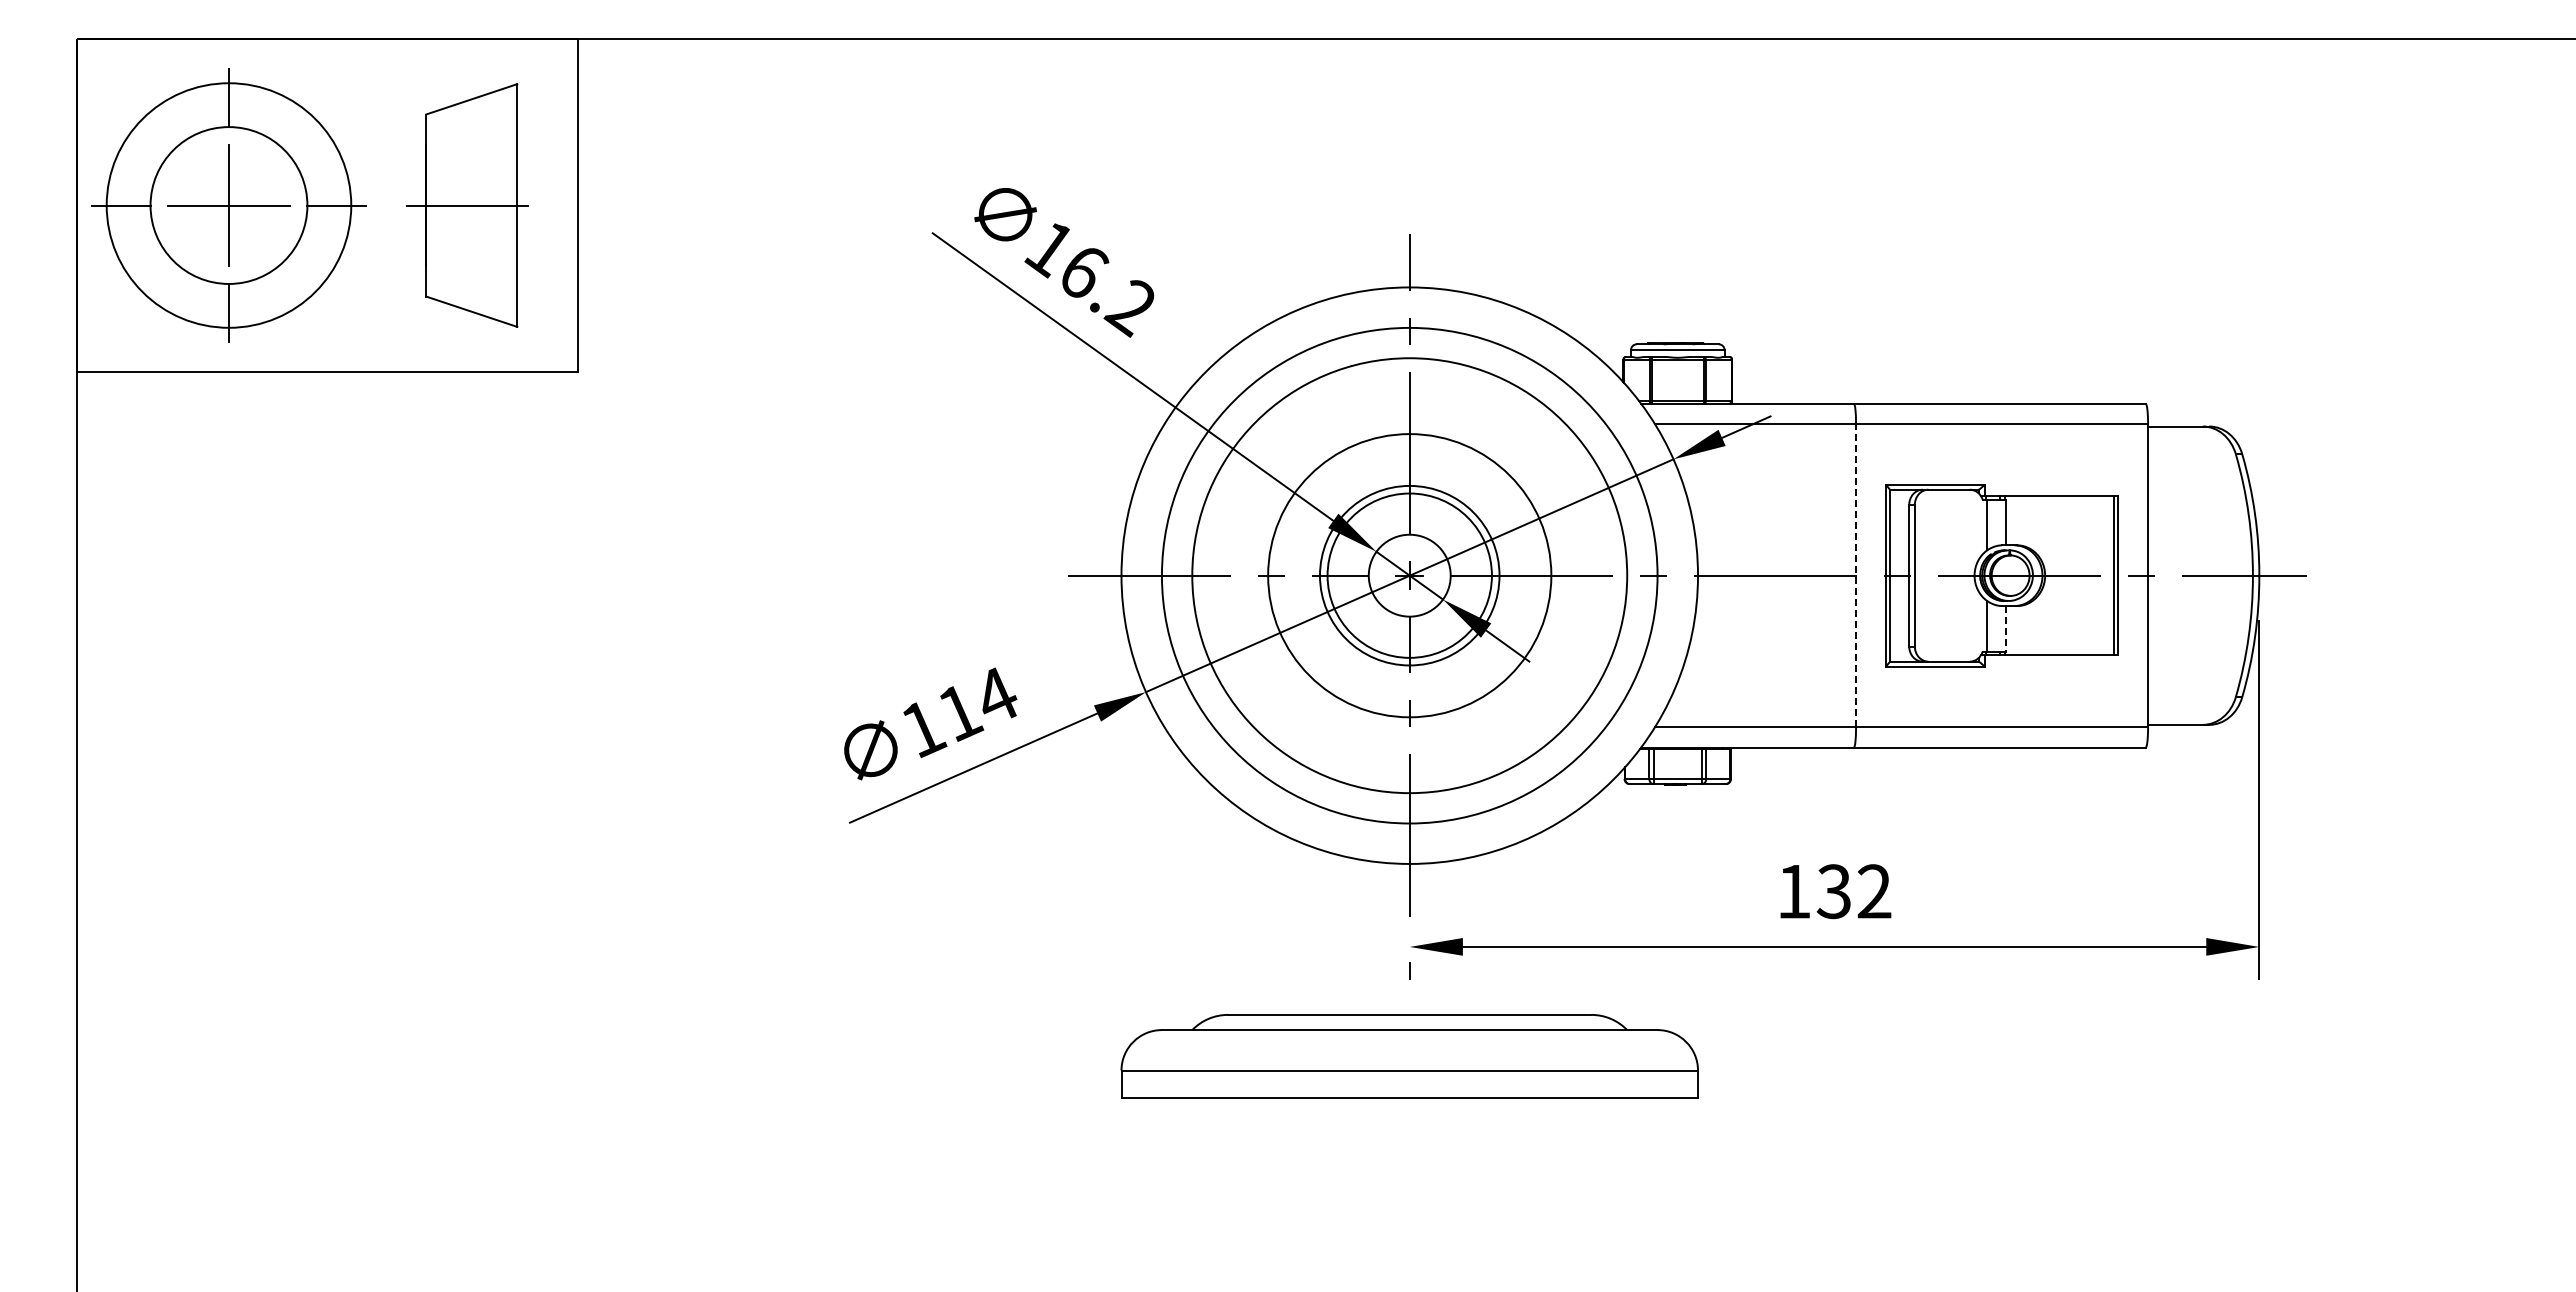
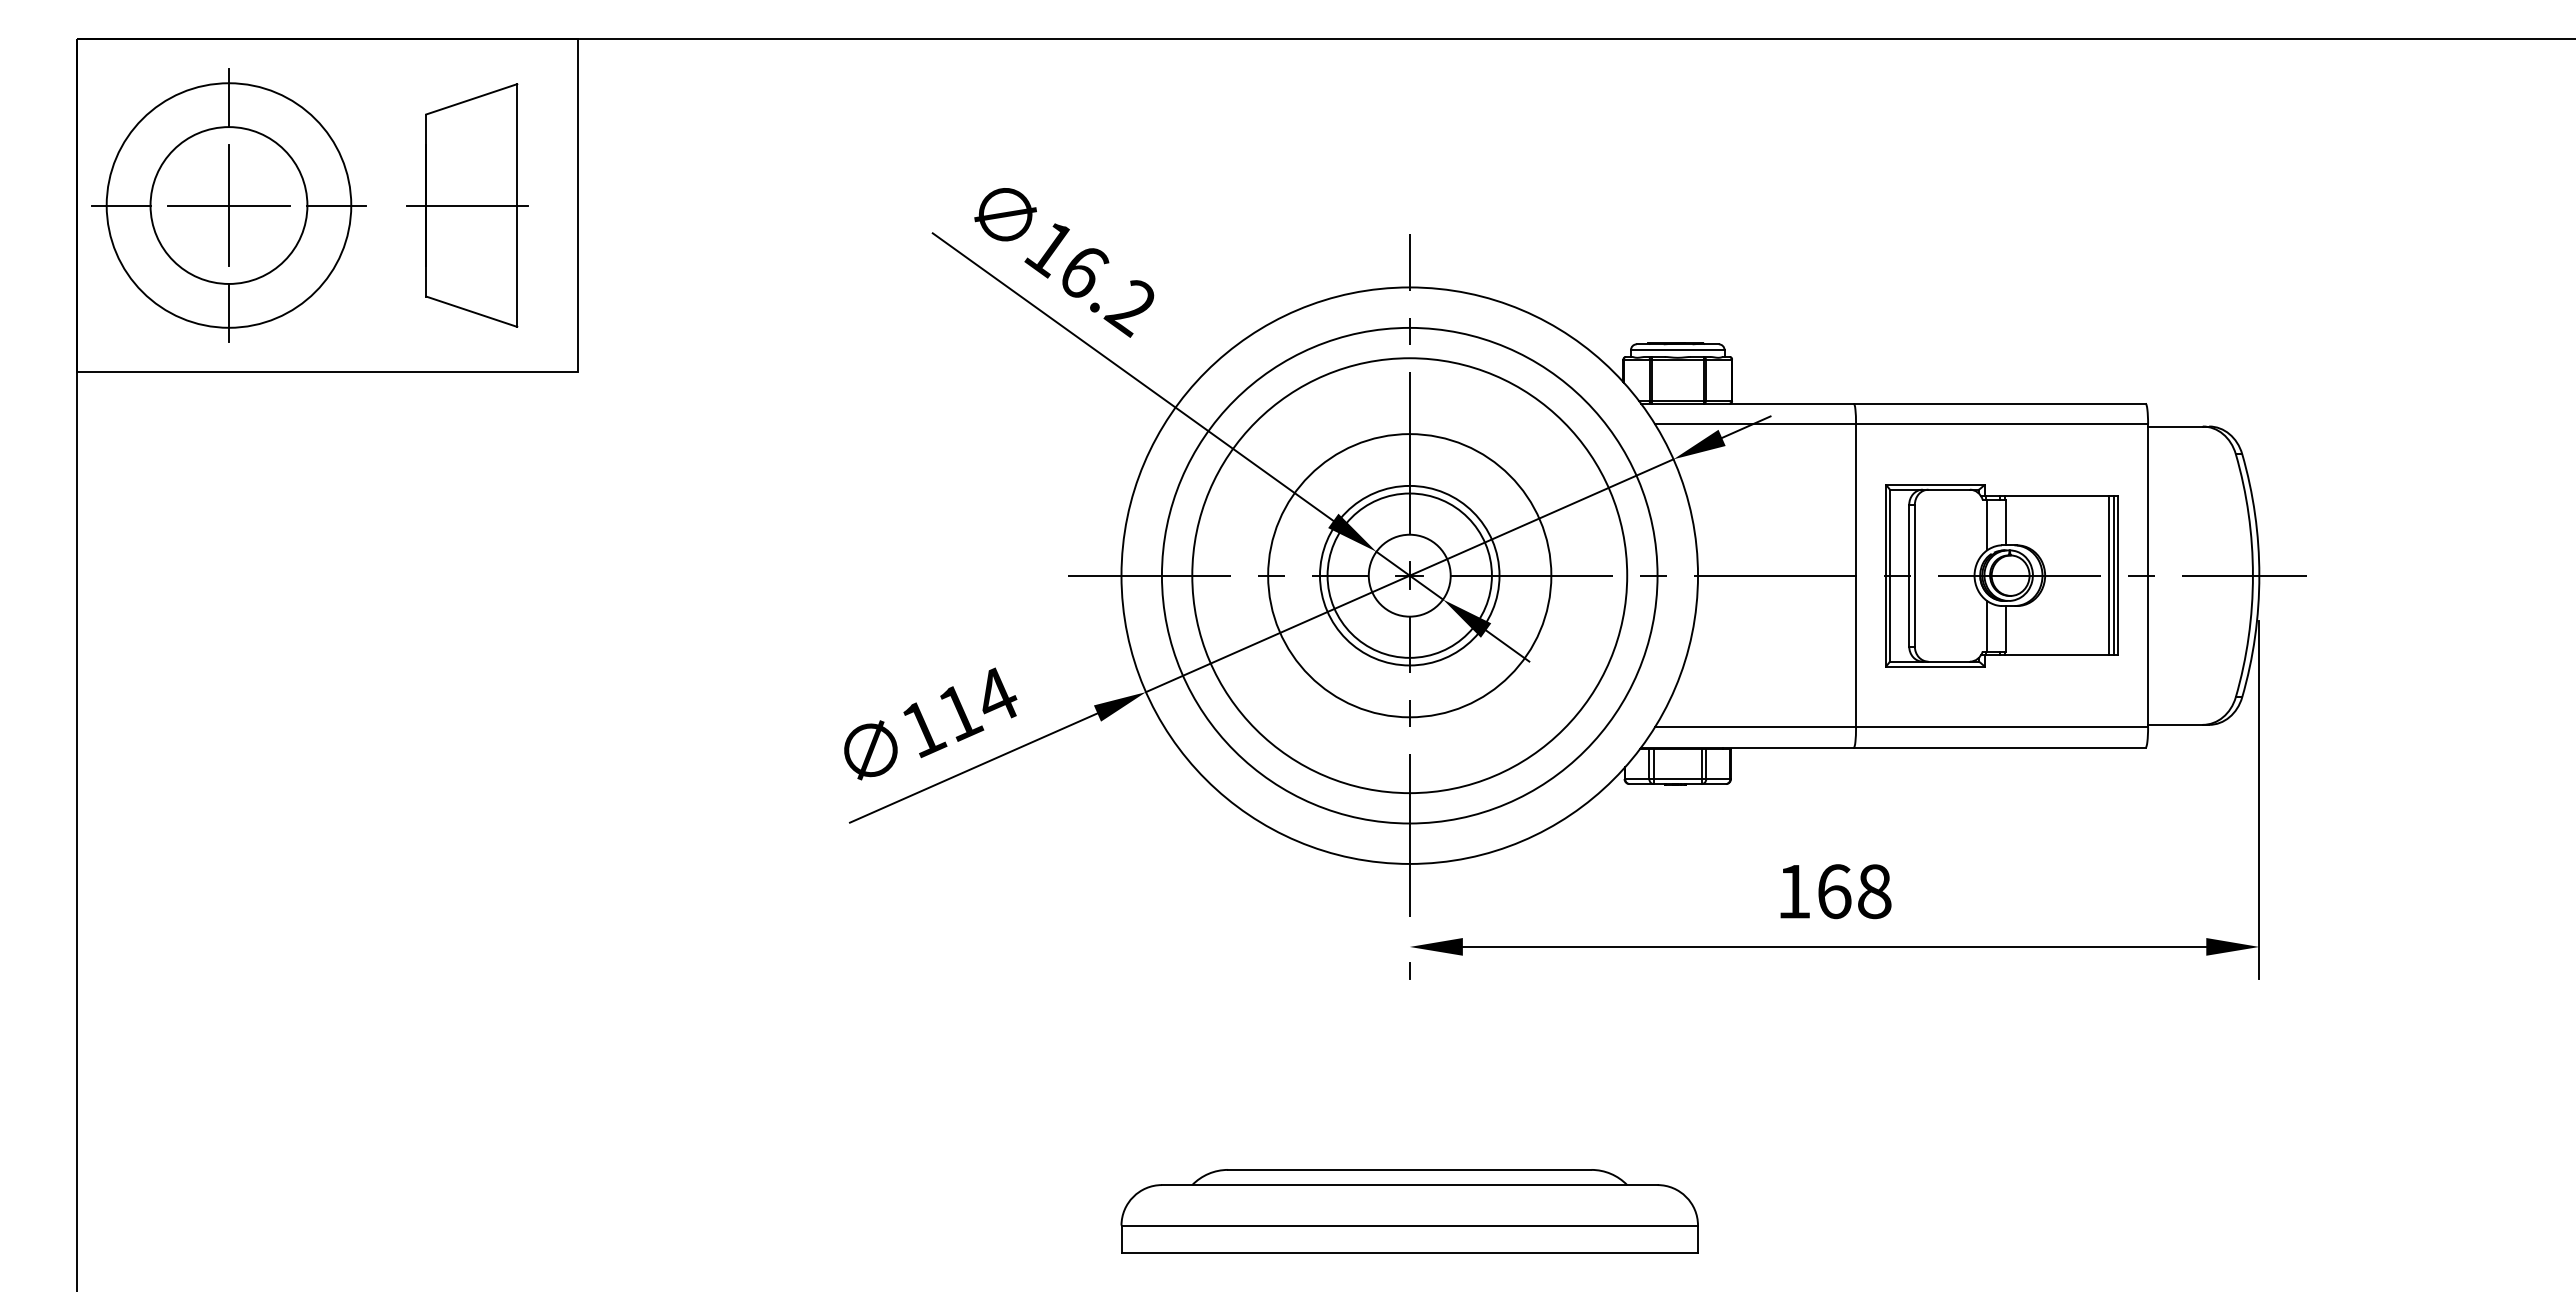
line: dashed -> solid (1856, 575)
line: none -> present (2109, 575)
line: dashed -> solid (2006, 628)
text: 132 -> 168 (1853, 891)
part position: (1409, 1056) -> (1409, 1211) (1409, 1211)
